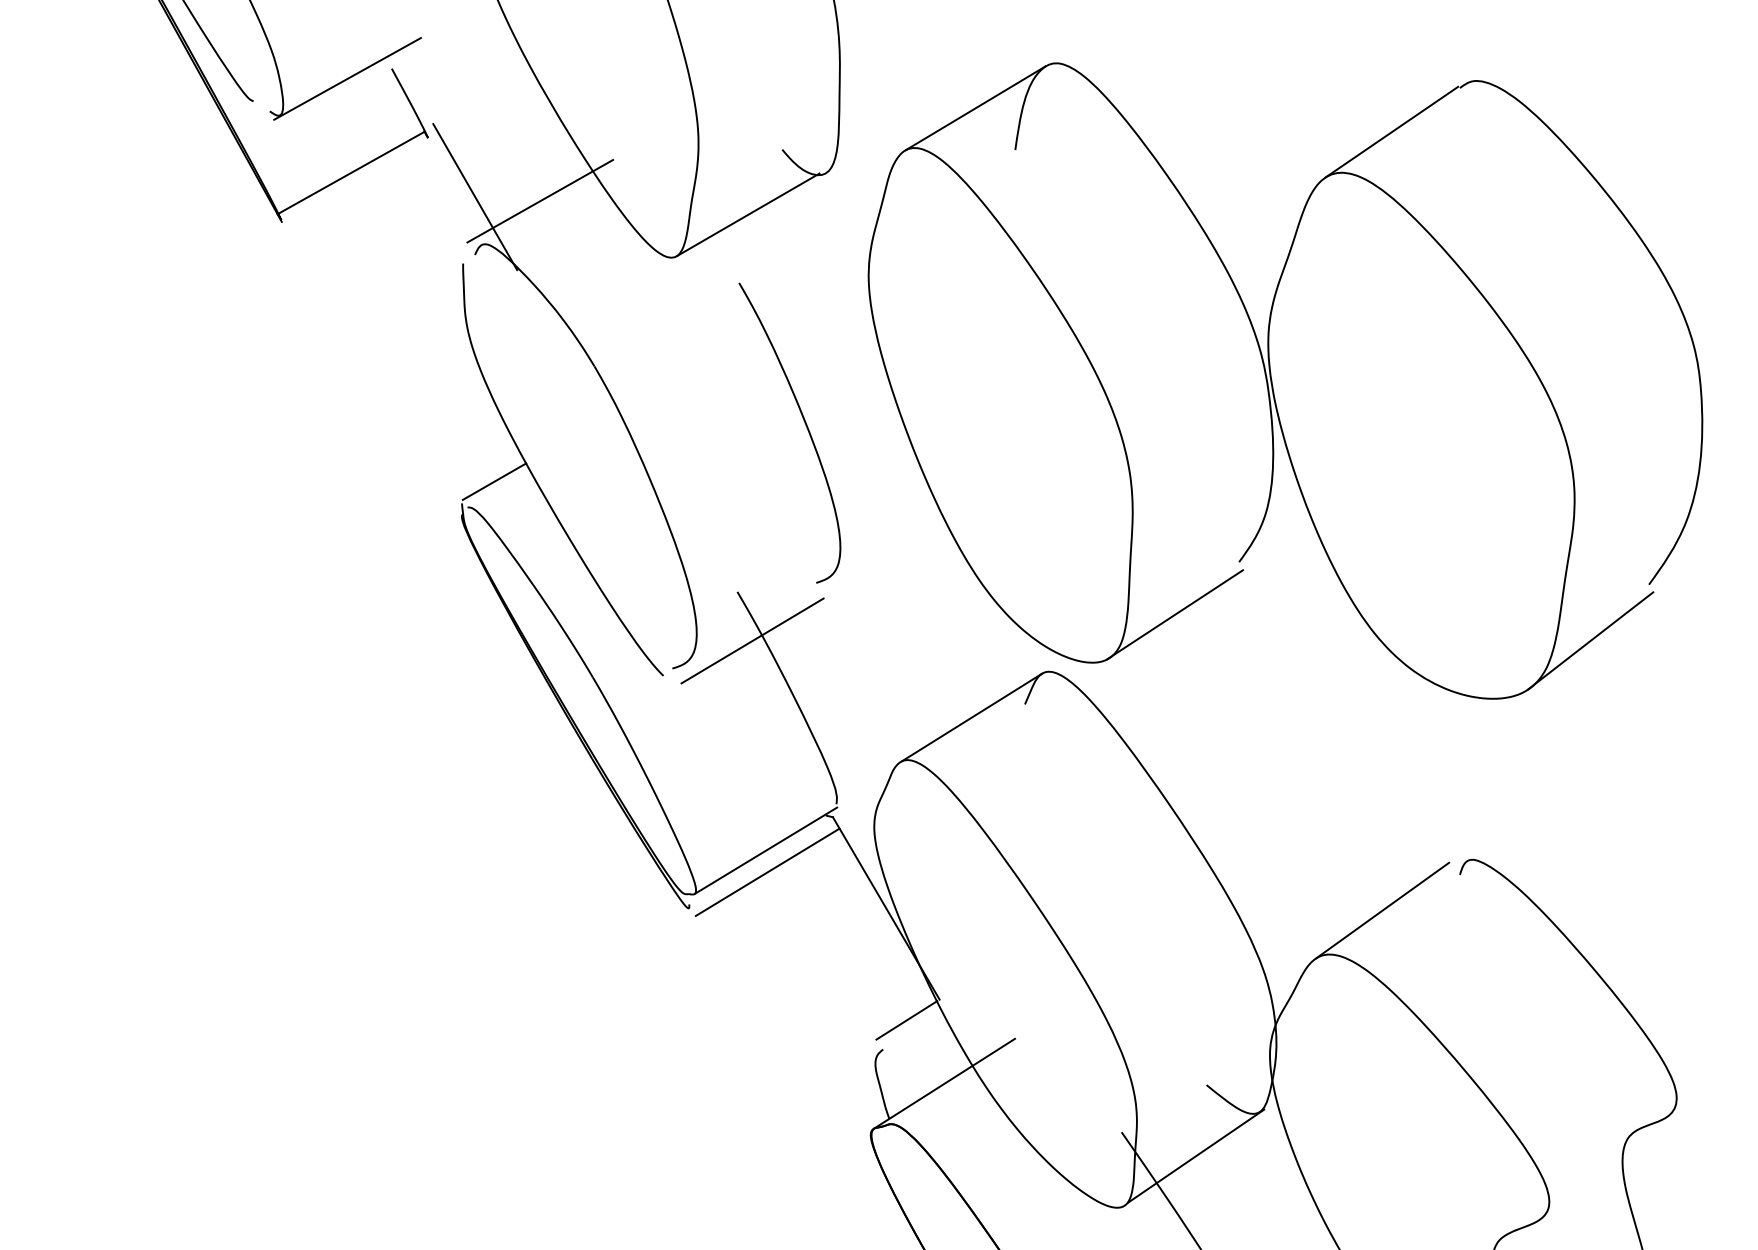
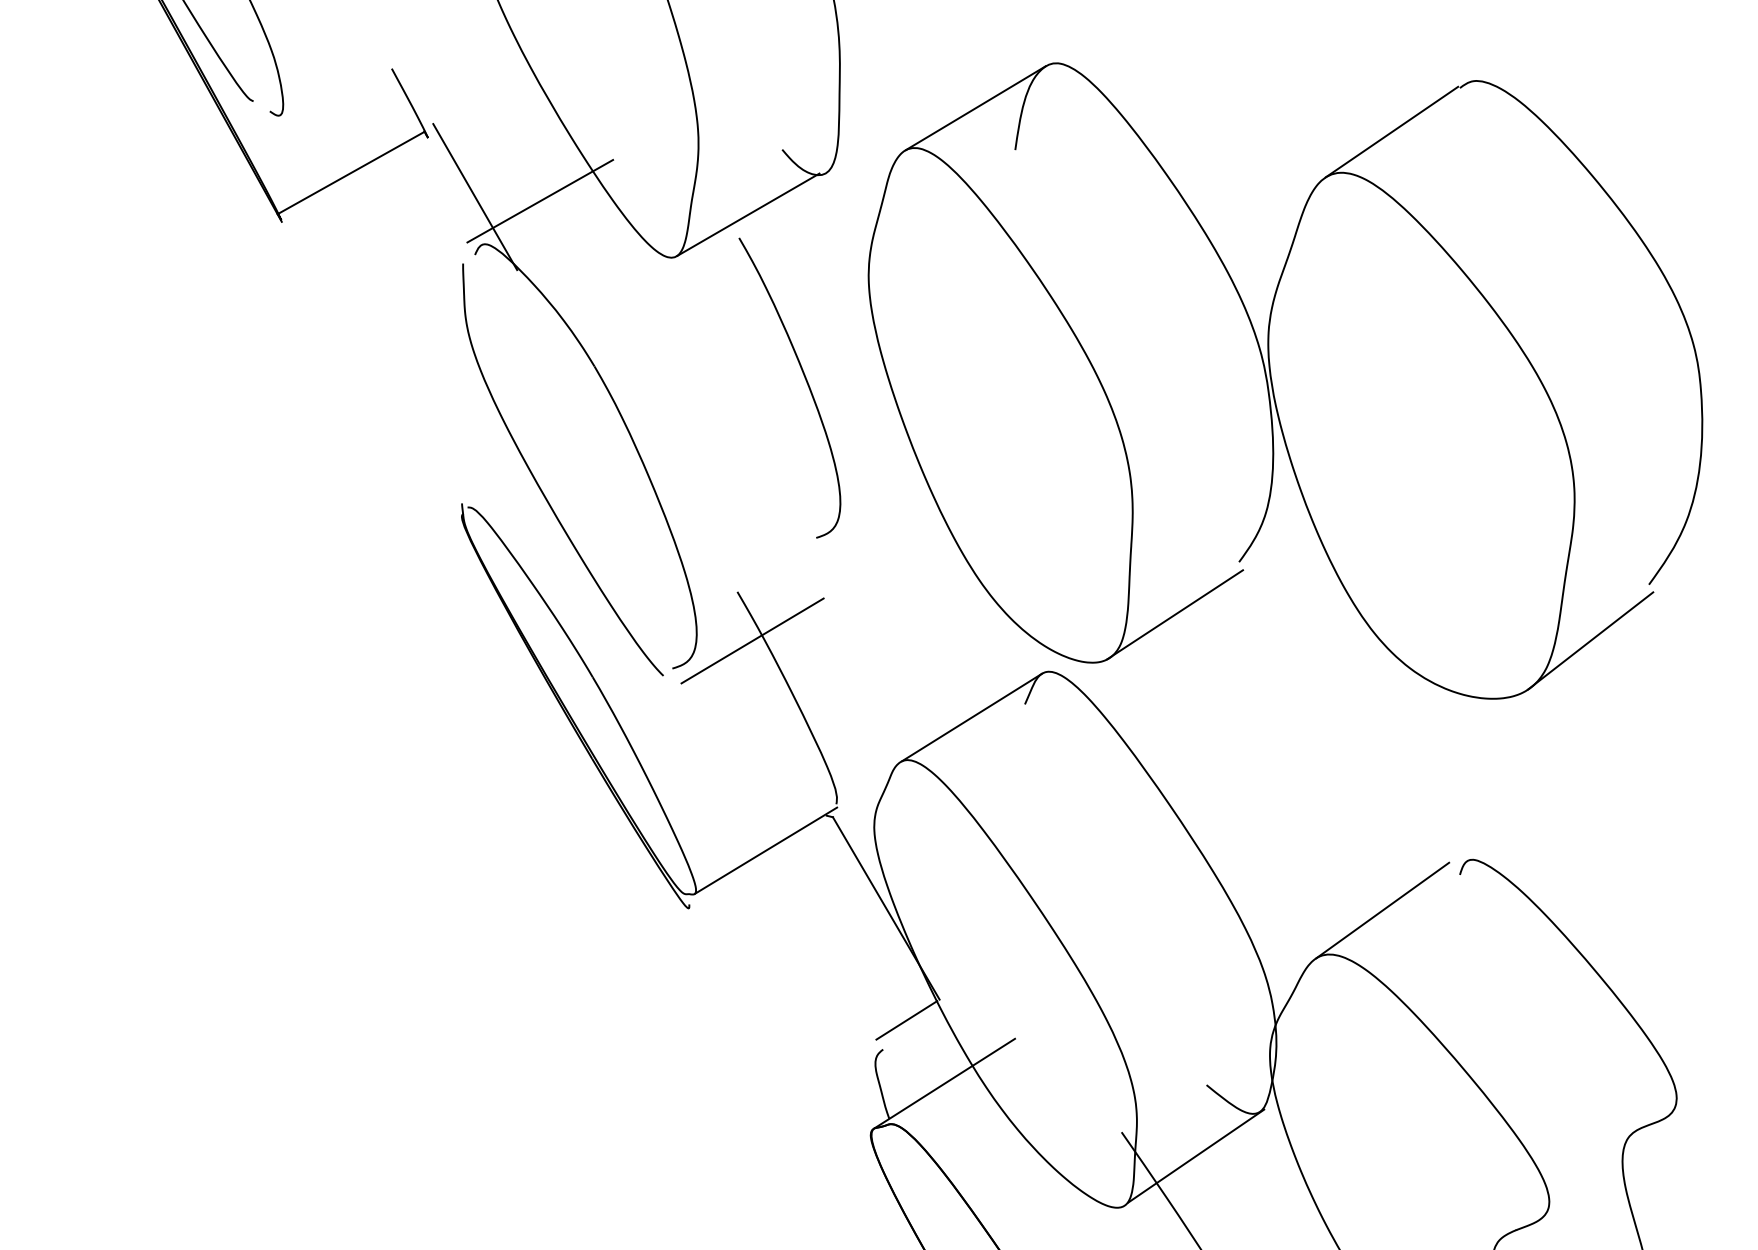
line: present -> none (347, 78)
curve position: (805, 425) -> (805, 380) (805, 380)
line: present -> none (494, 481)
line: present -> none (767, 871)
